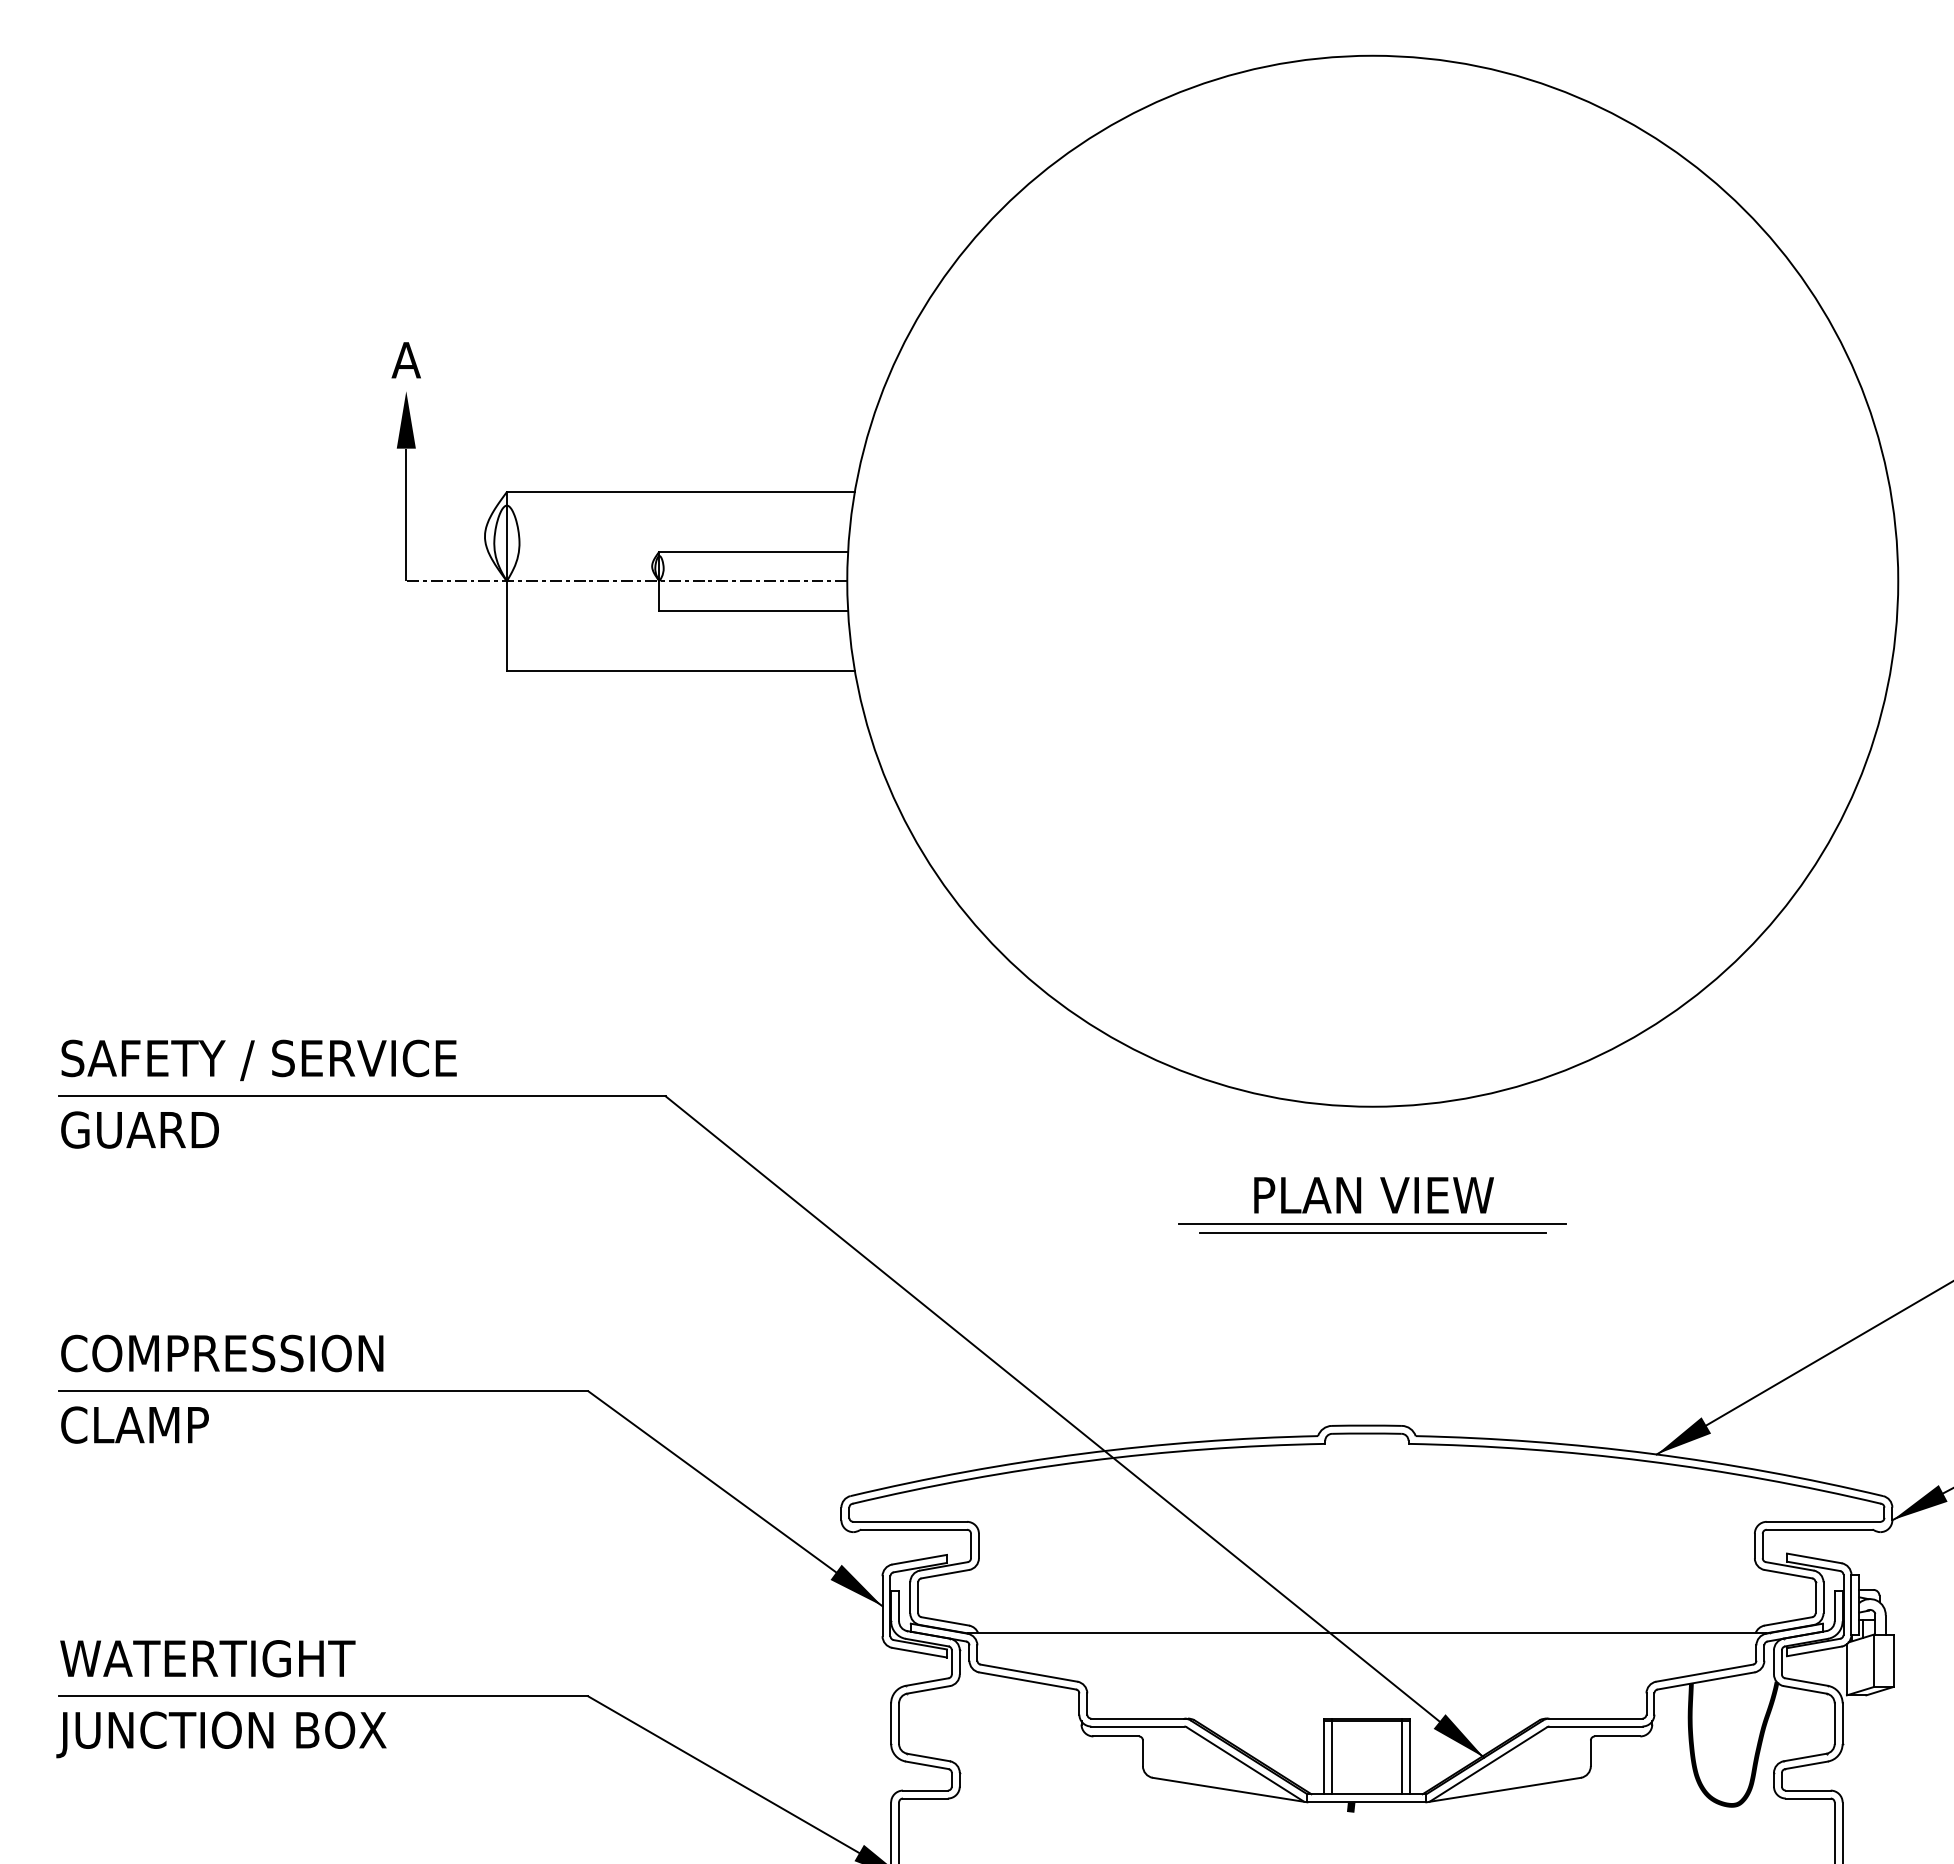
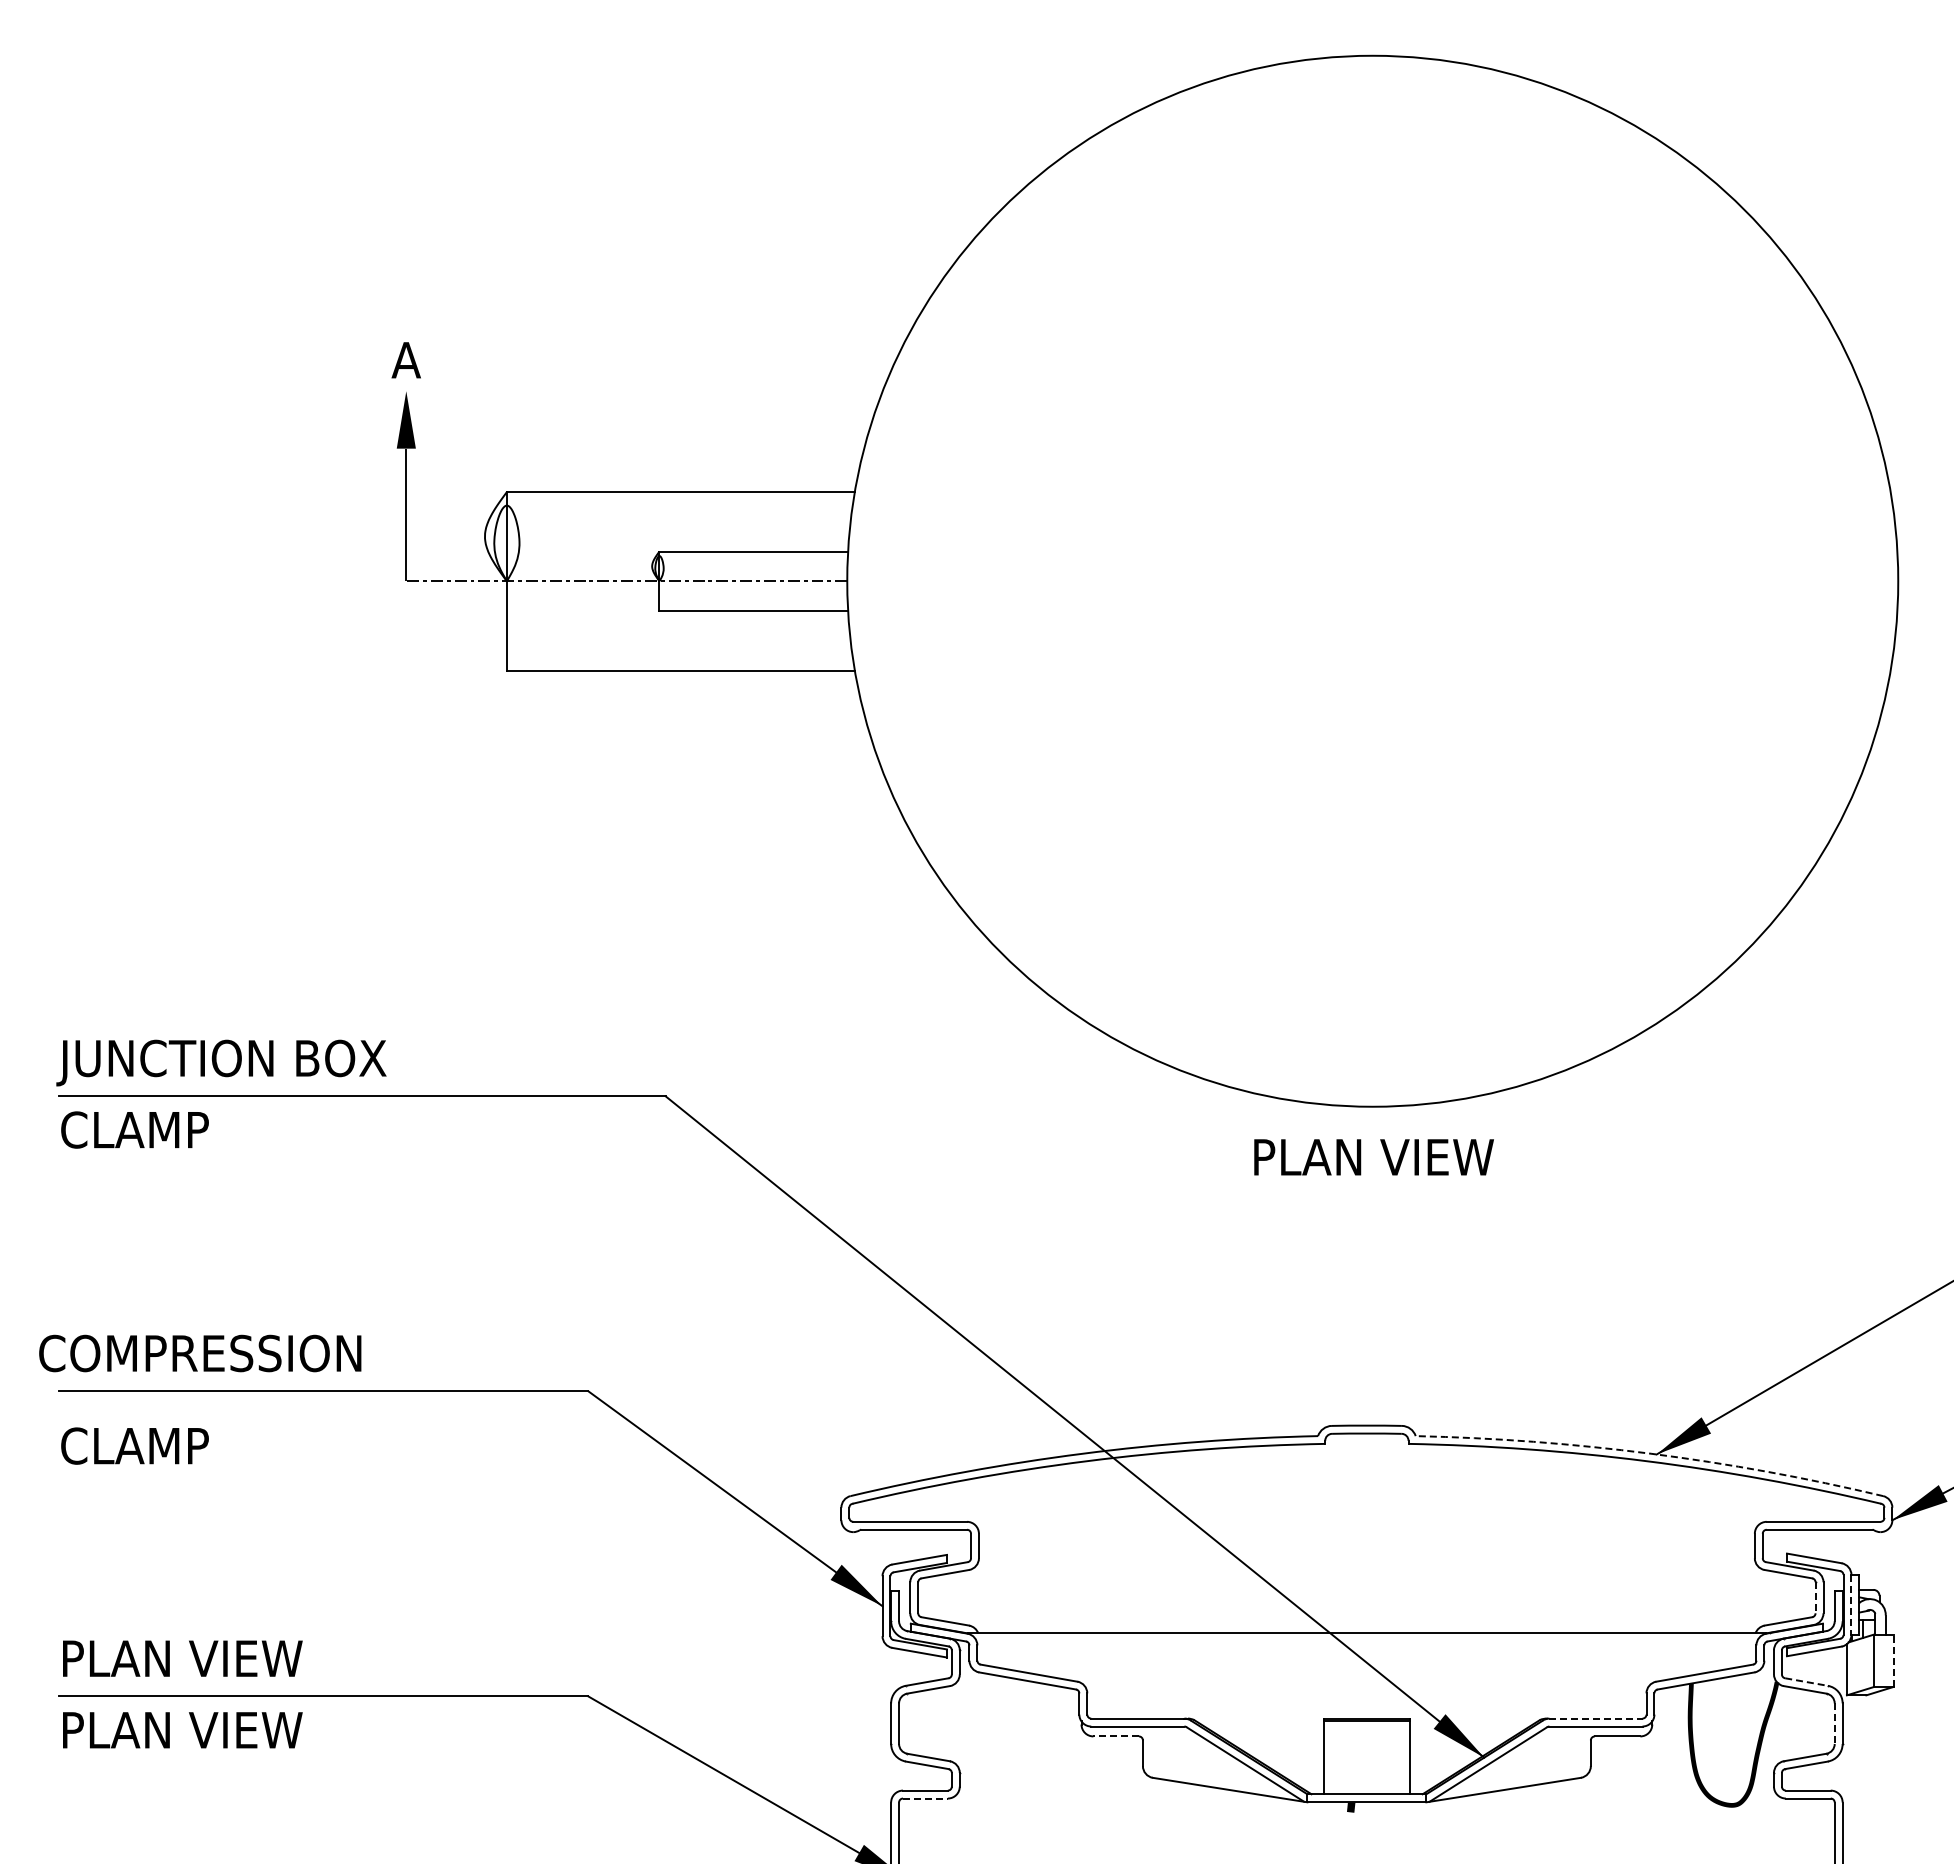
text: SAFETY / SERVICE -> JUNCTION BOX (256, 1062)
text: GUARD -> CLAMP (148, 1129)
text position: (1373, 1195) -> (1373, 1157) (1373, 1157)
line: present -> none (1372, 1223)
line: present -> none (1372, 1232)
text position: (222, 1353) -> (200, 1353) (200, 1353)
text position: (134, 1424) -> (134, 1445) (134, 1445)
arc: solid -> dashed (1651, 1453)
line: solid -> dashed (1815, 1597)
line: solid -> dashed (1851, 1604)
text: WATERTIGHT -> PLAN VIEW (207, 1658)
line: solid -> dashed (1893, 1660)
line: solid -> dashed (1806, 1682)
line: solid -> dashed (1595, 1718)
line: solid -> dashed (1834, 1724)
text: JUNCTION BOX -> PLAN VIEW (221, 1734)
line: solid -> dashed (1116, 1736)
line: present -> none (1332, 1756)
line: present -> none (1401, 1756)
line: solid -> dashed (925, 1798)
